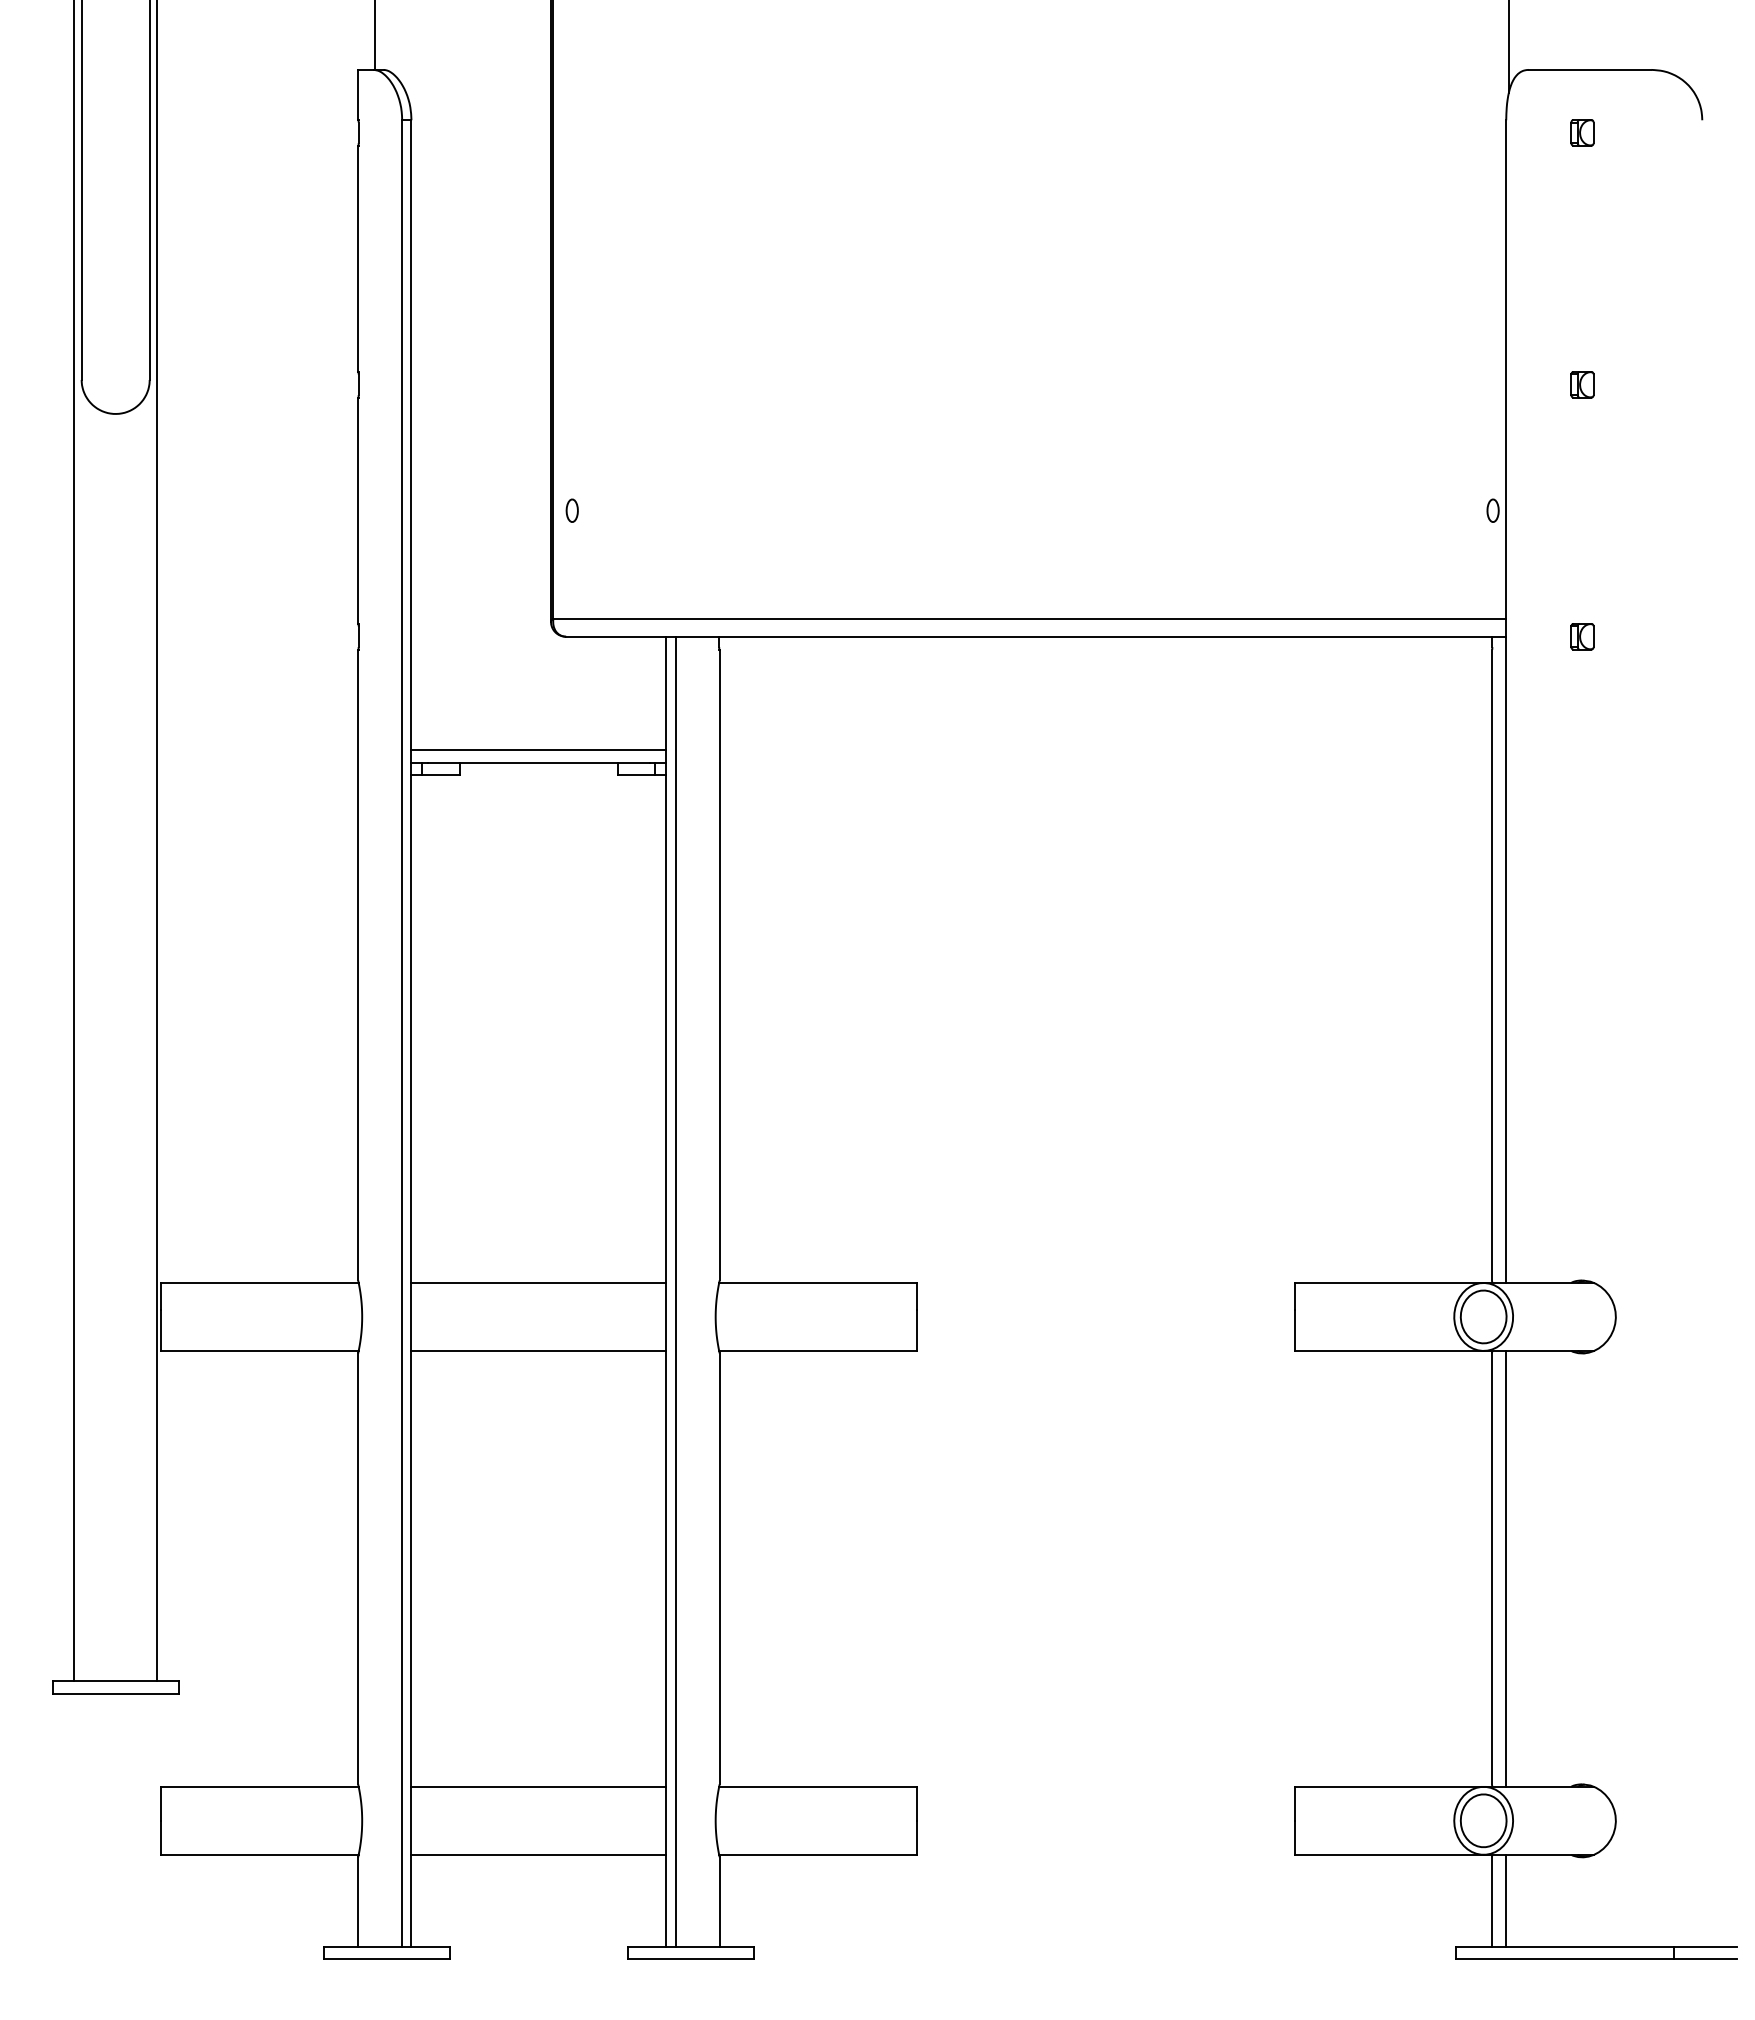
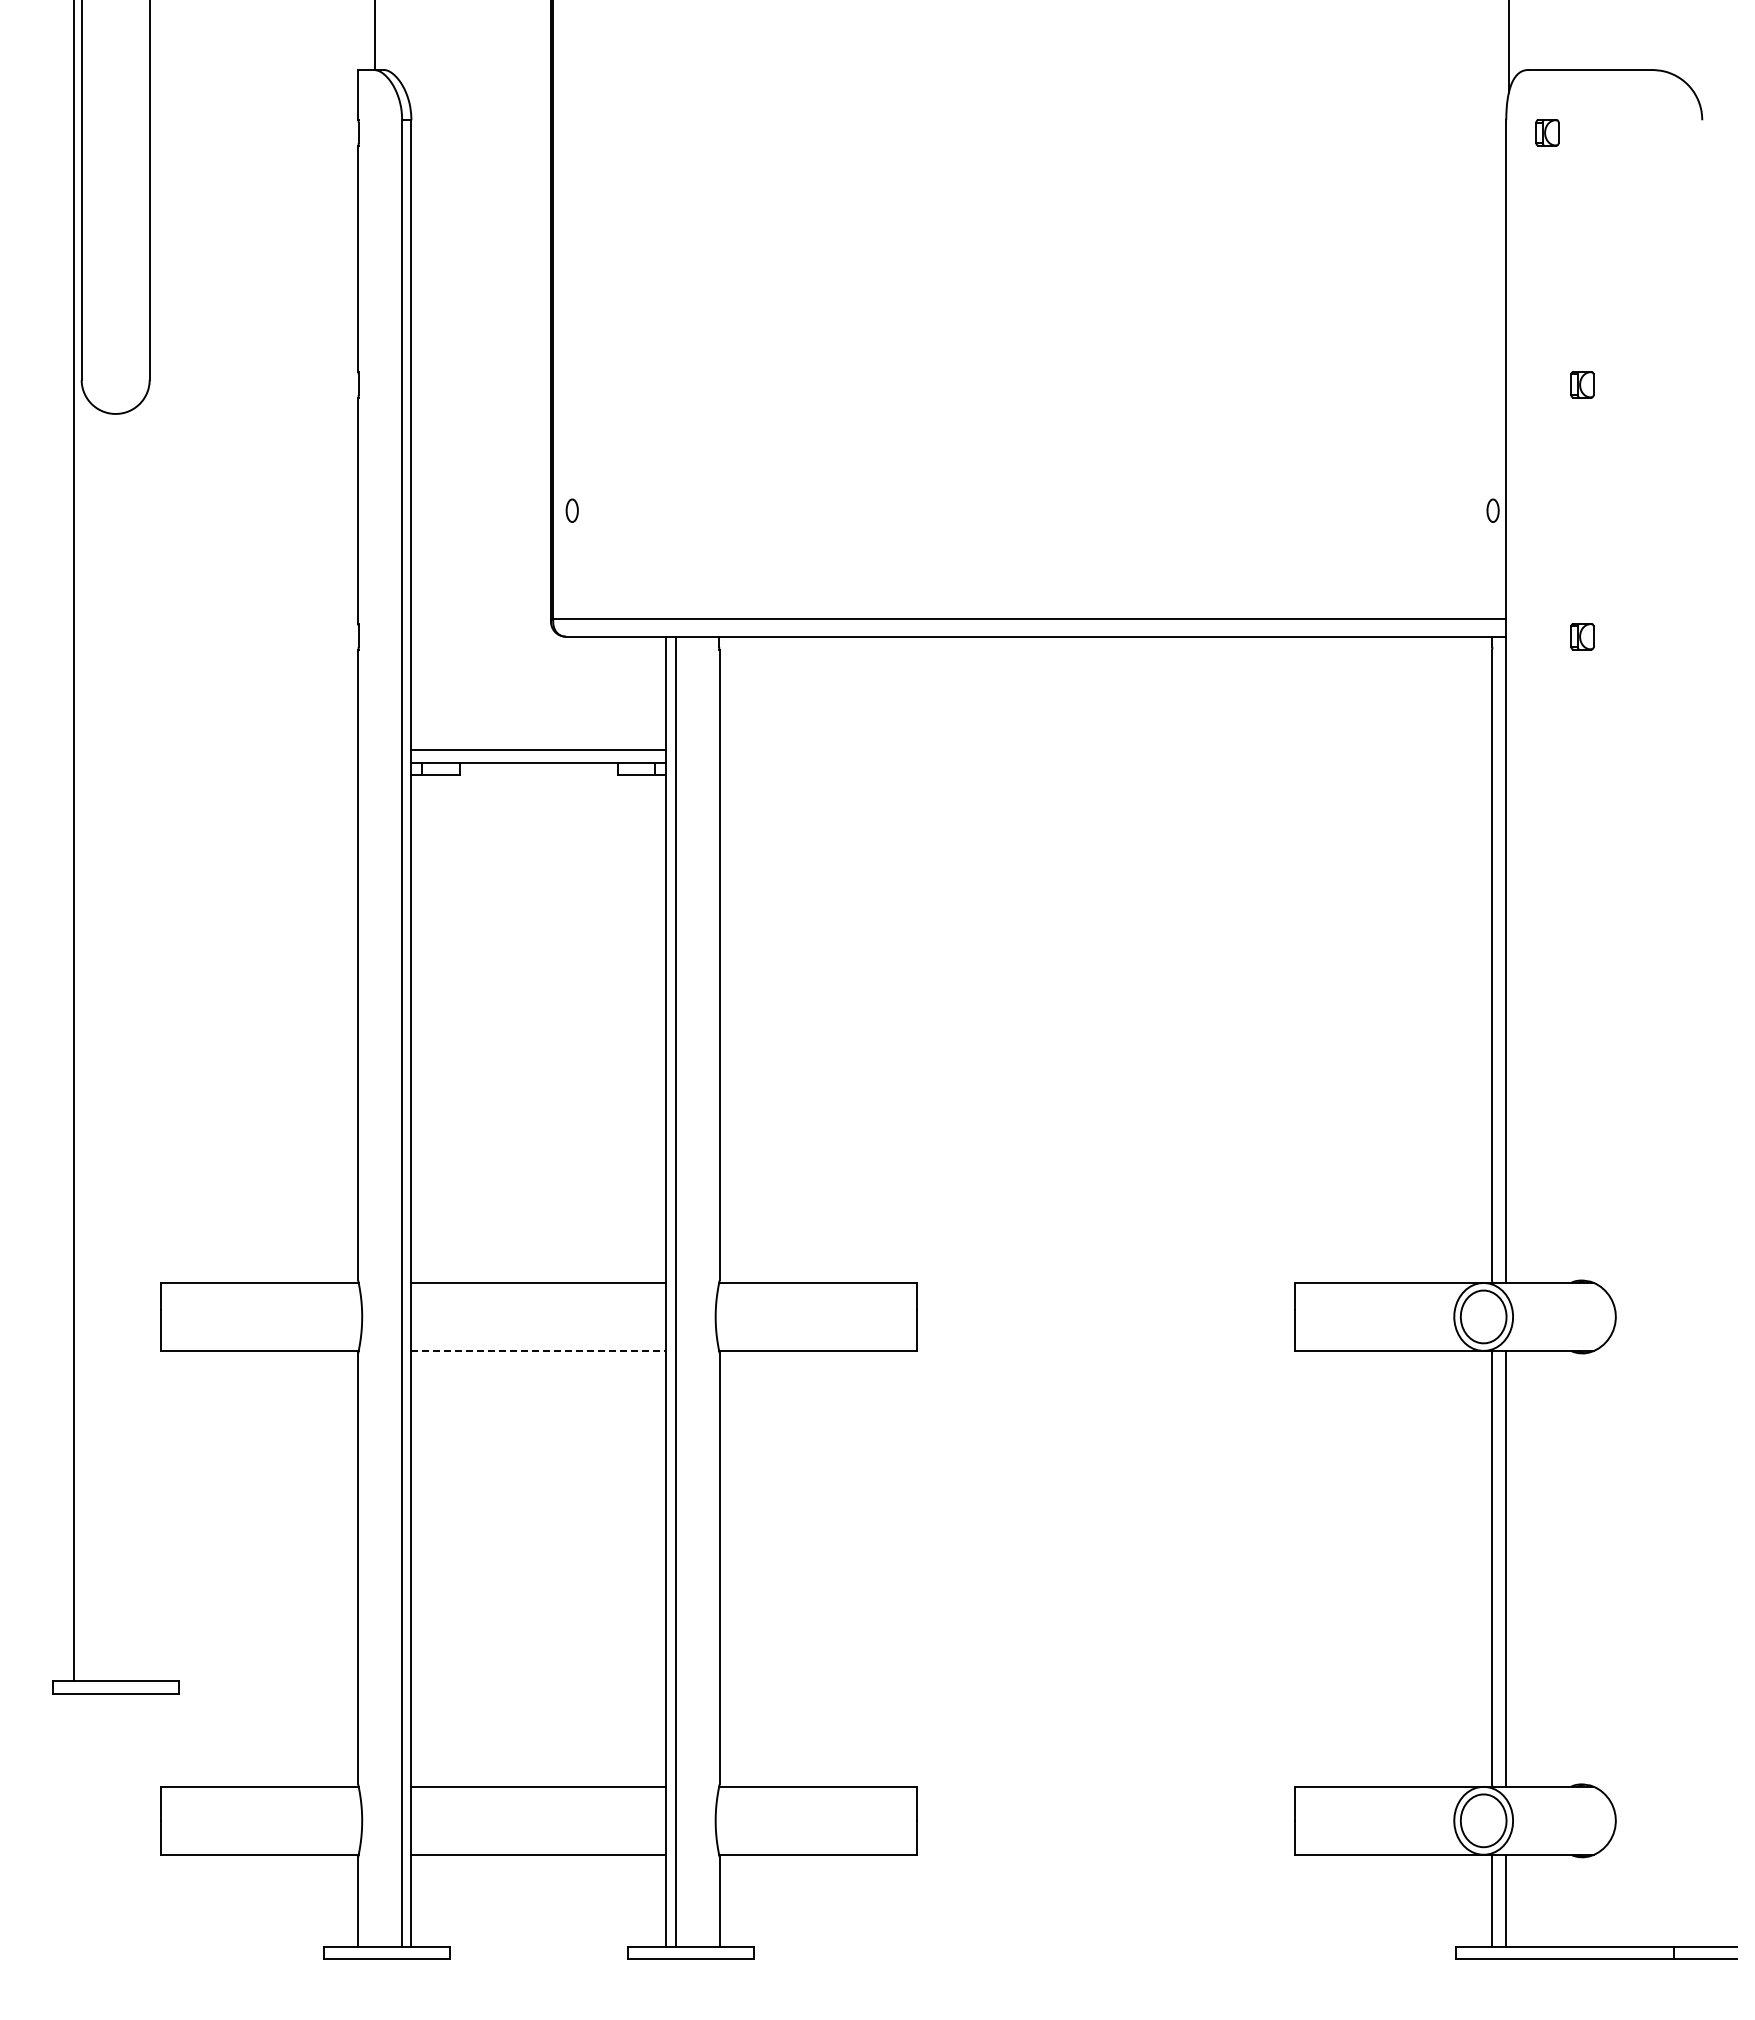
part position: (1582, 132) -> (1547, 132) (1547, 132)
line: present -> none (157, 841)
line: solid -> dashed (539, 1350)
